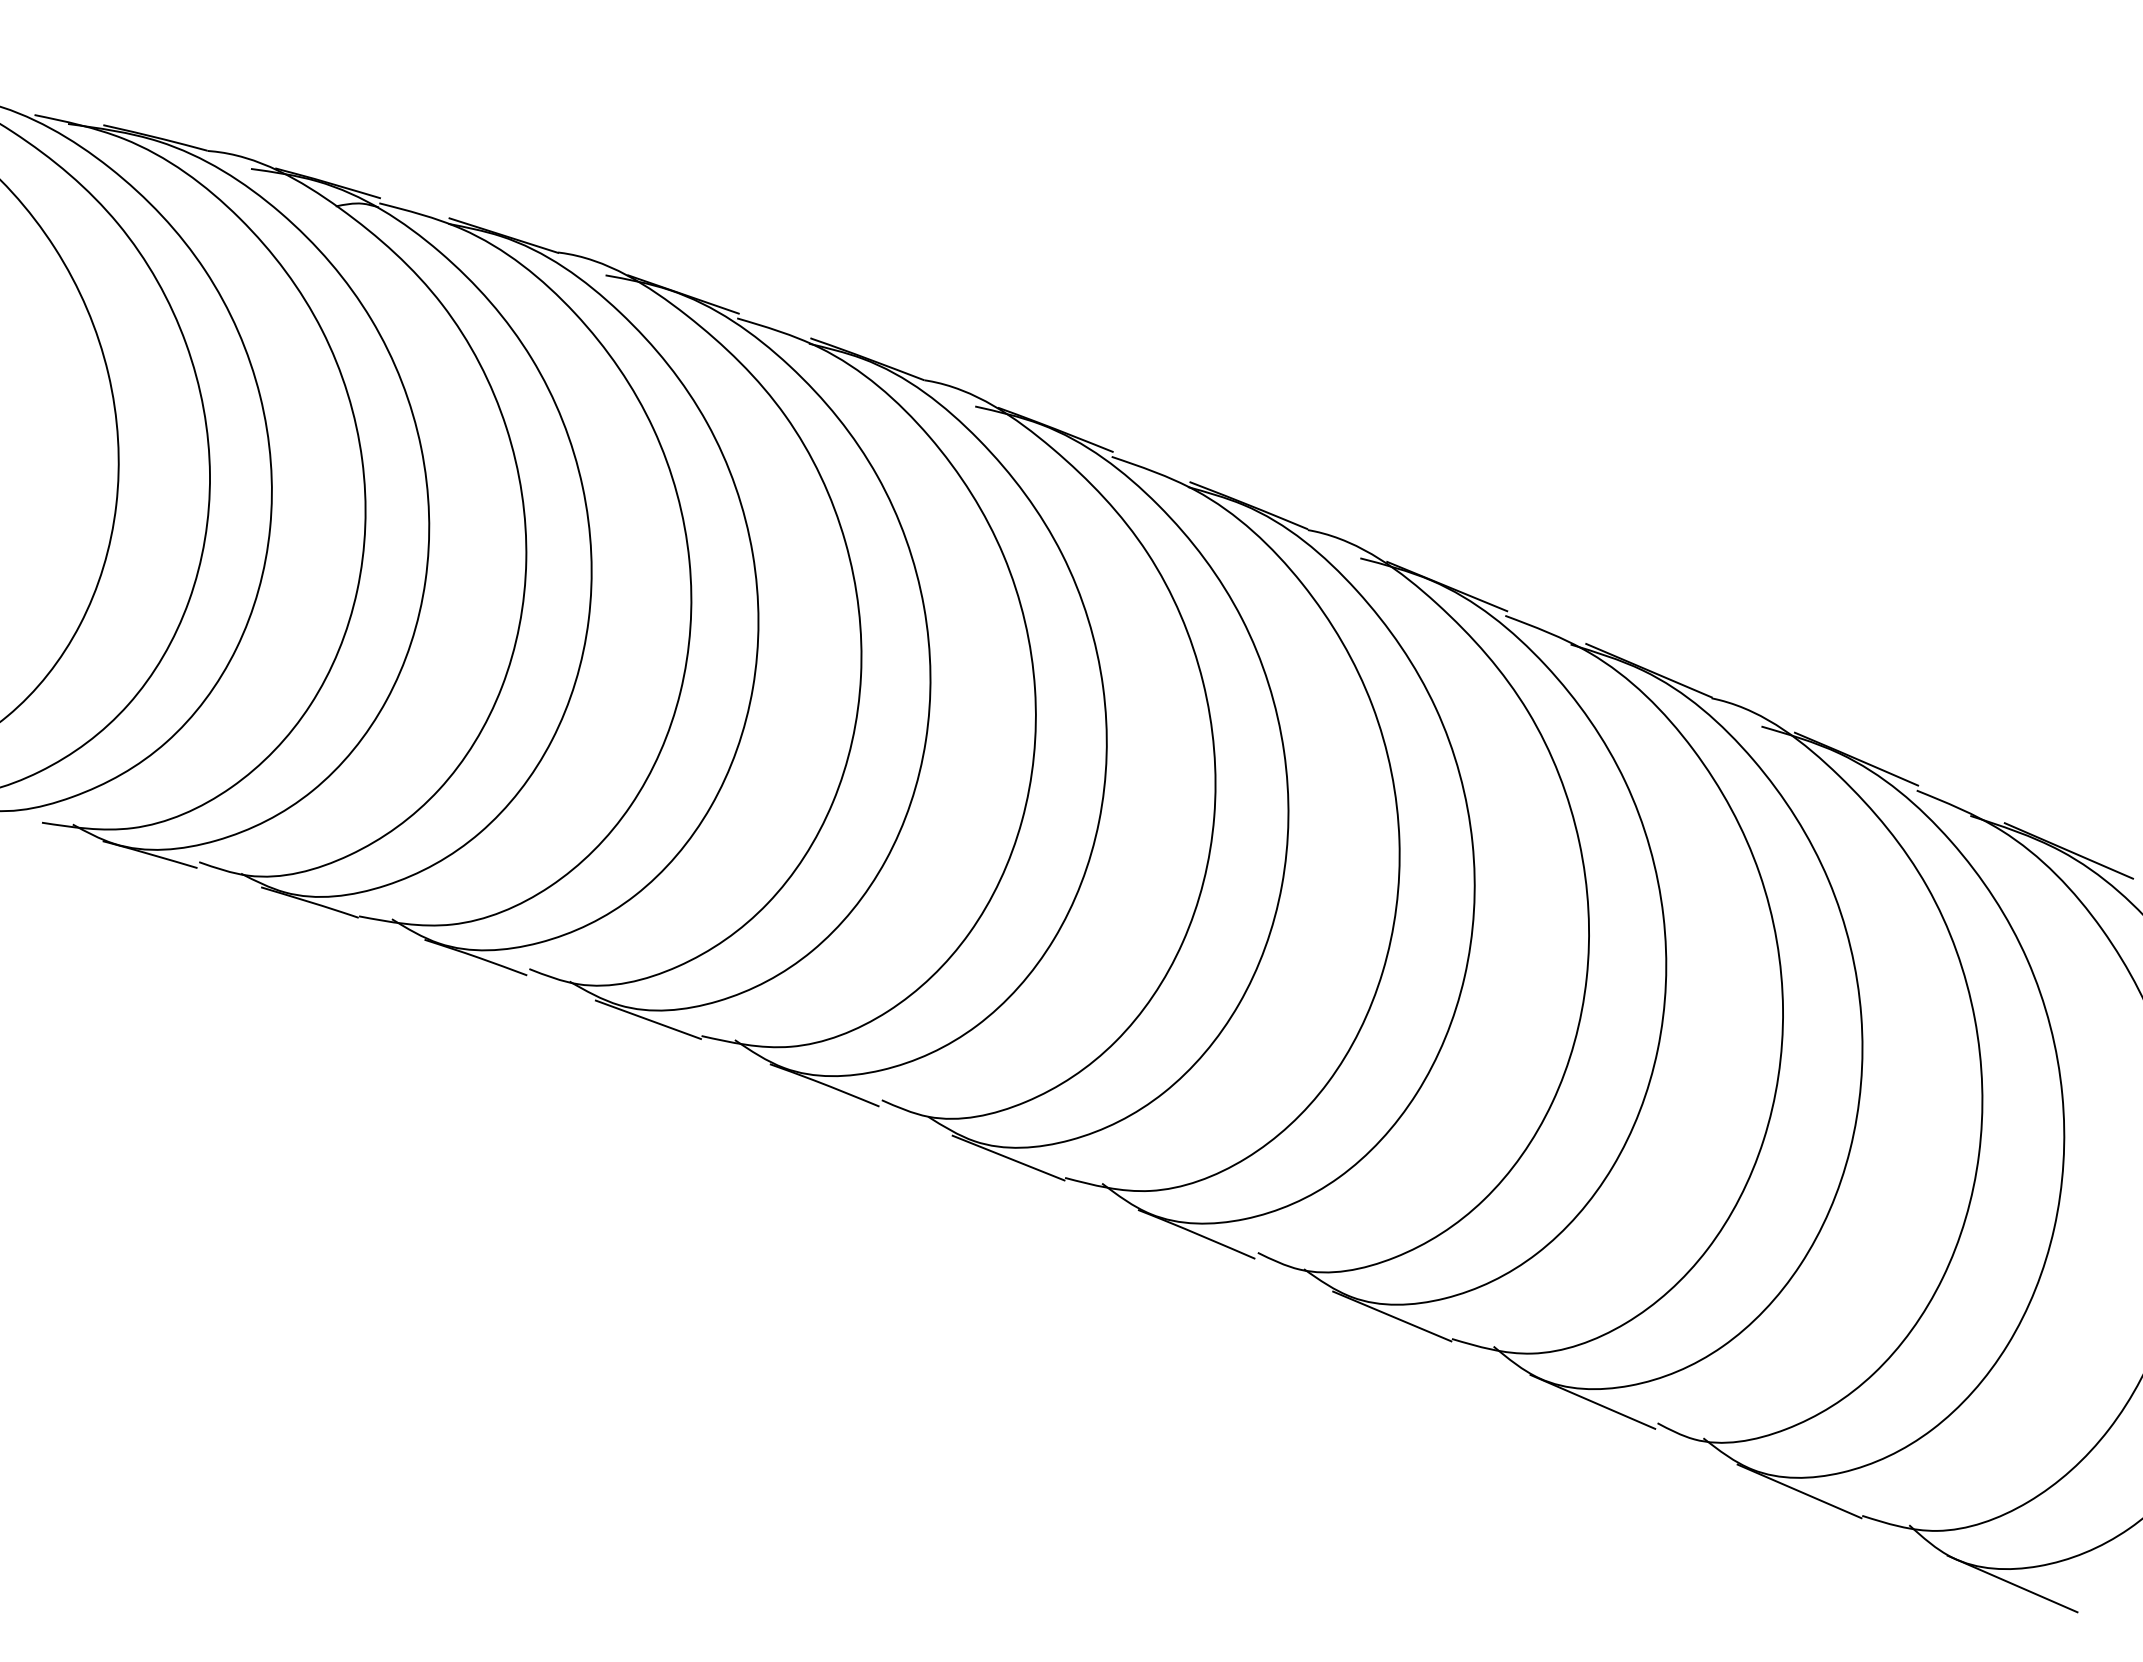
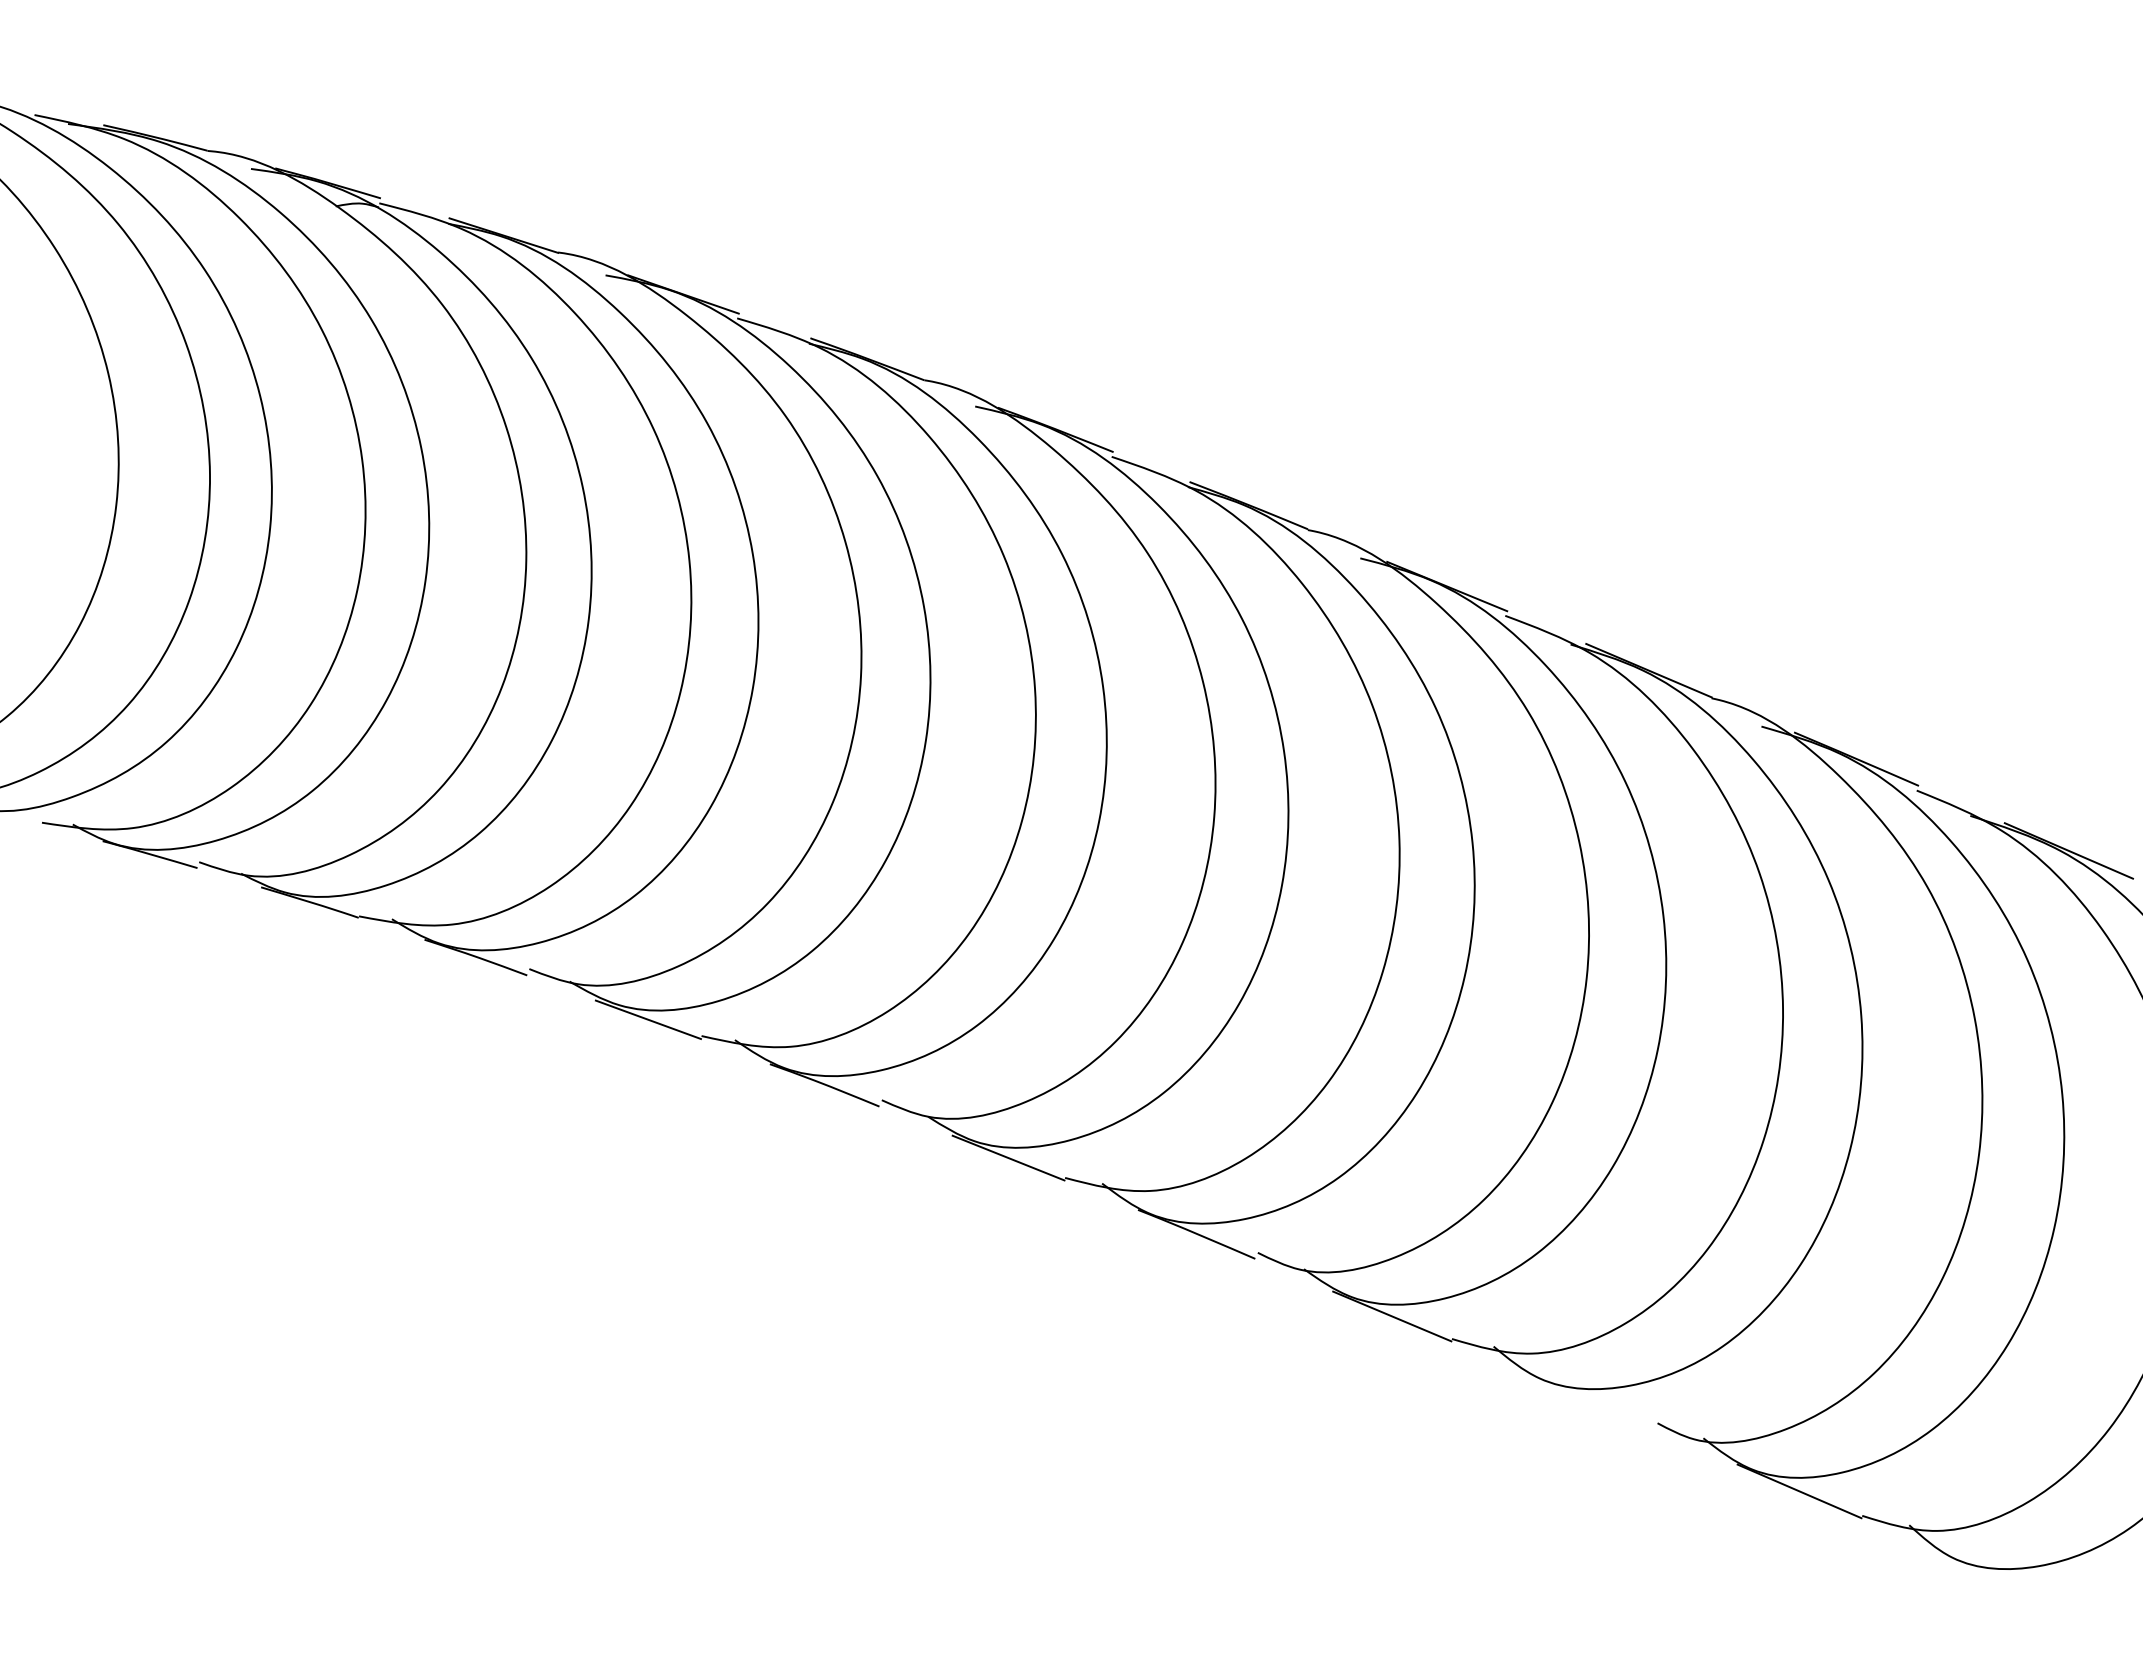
line: present -> none (1592, 1401)
line: present -> none (2012, 1583)
